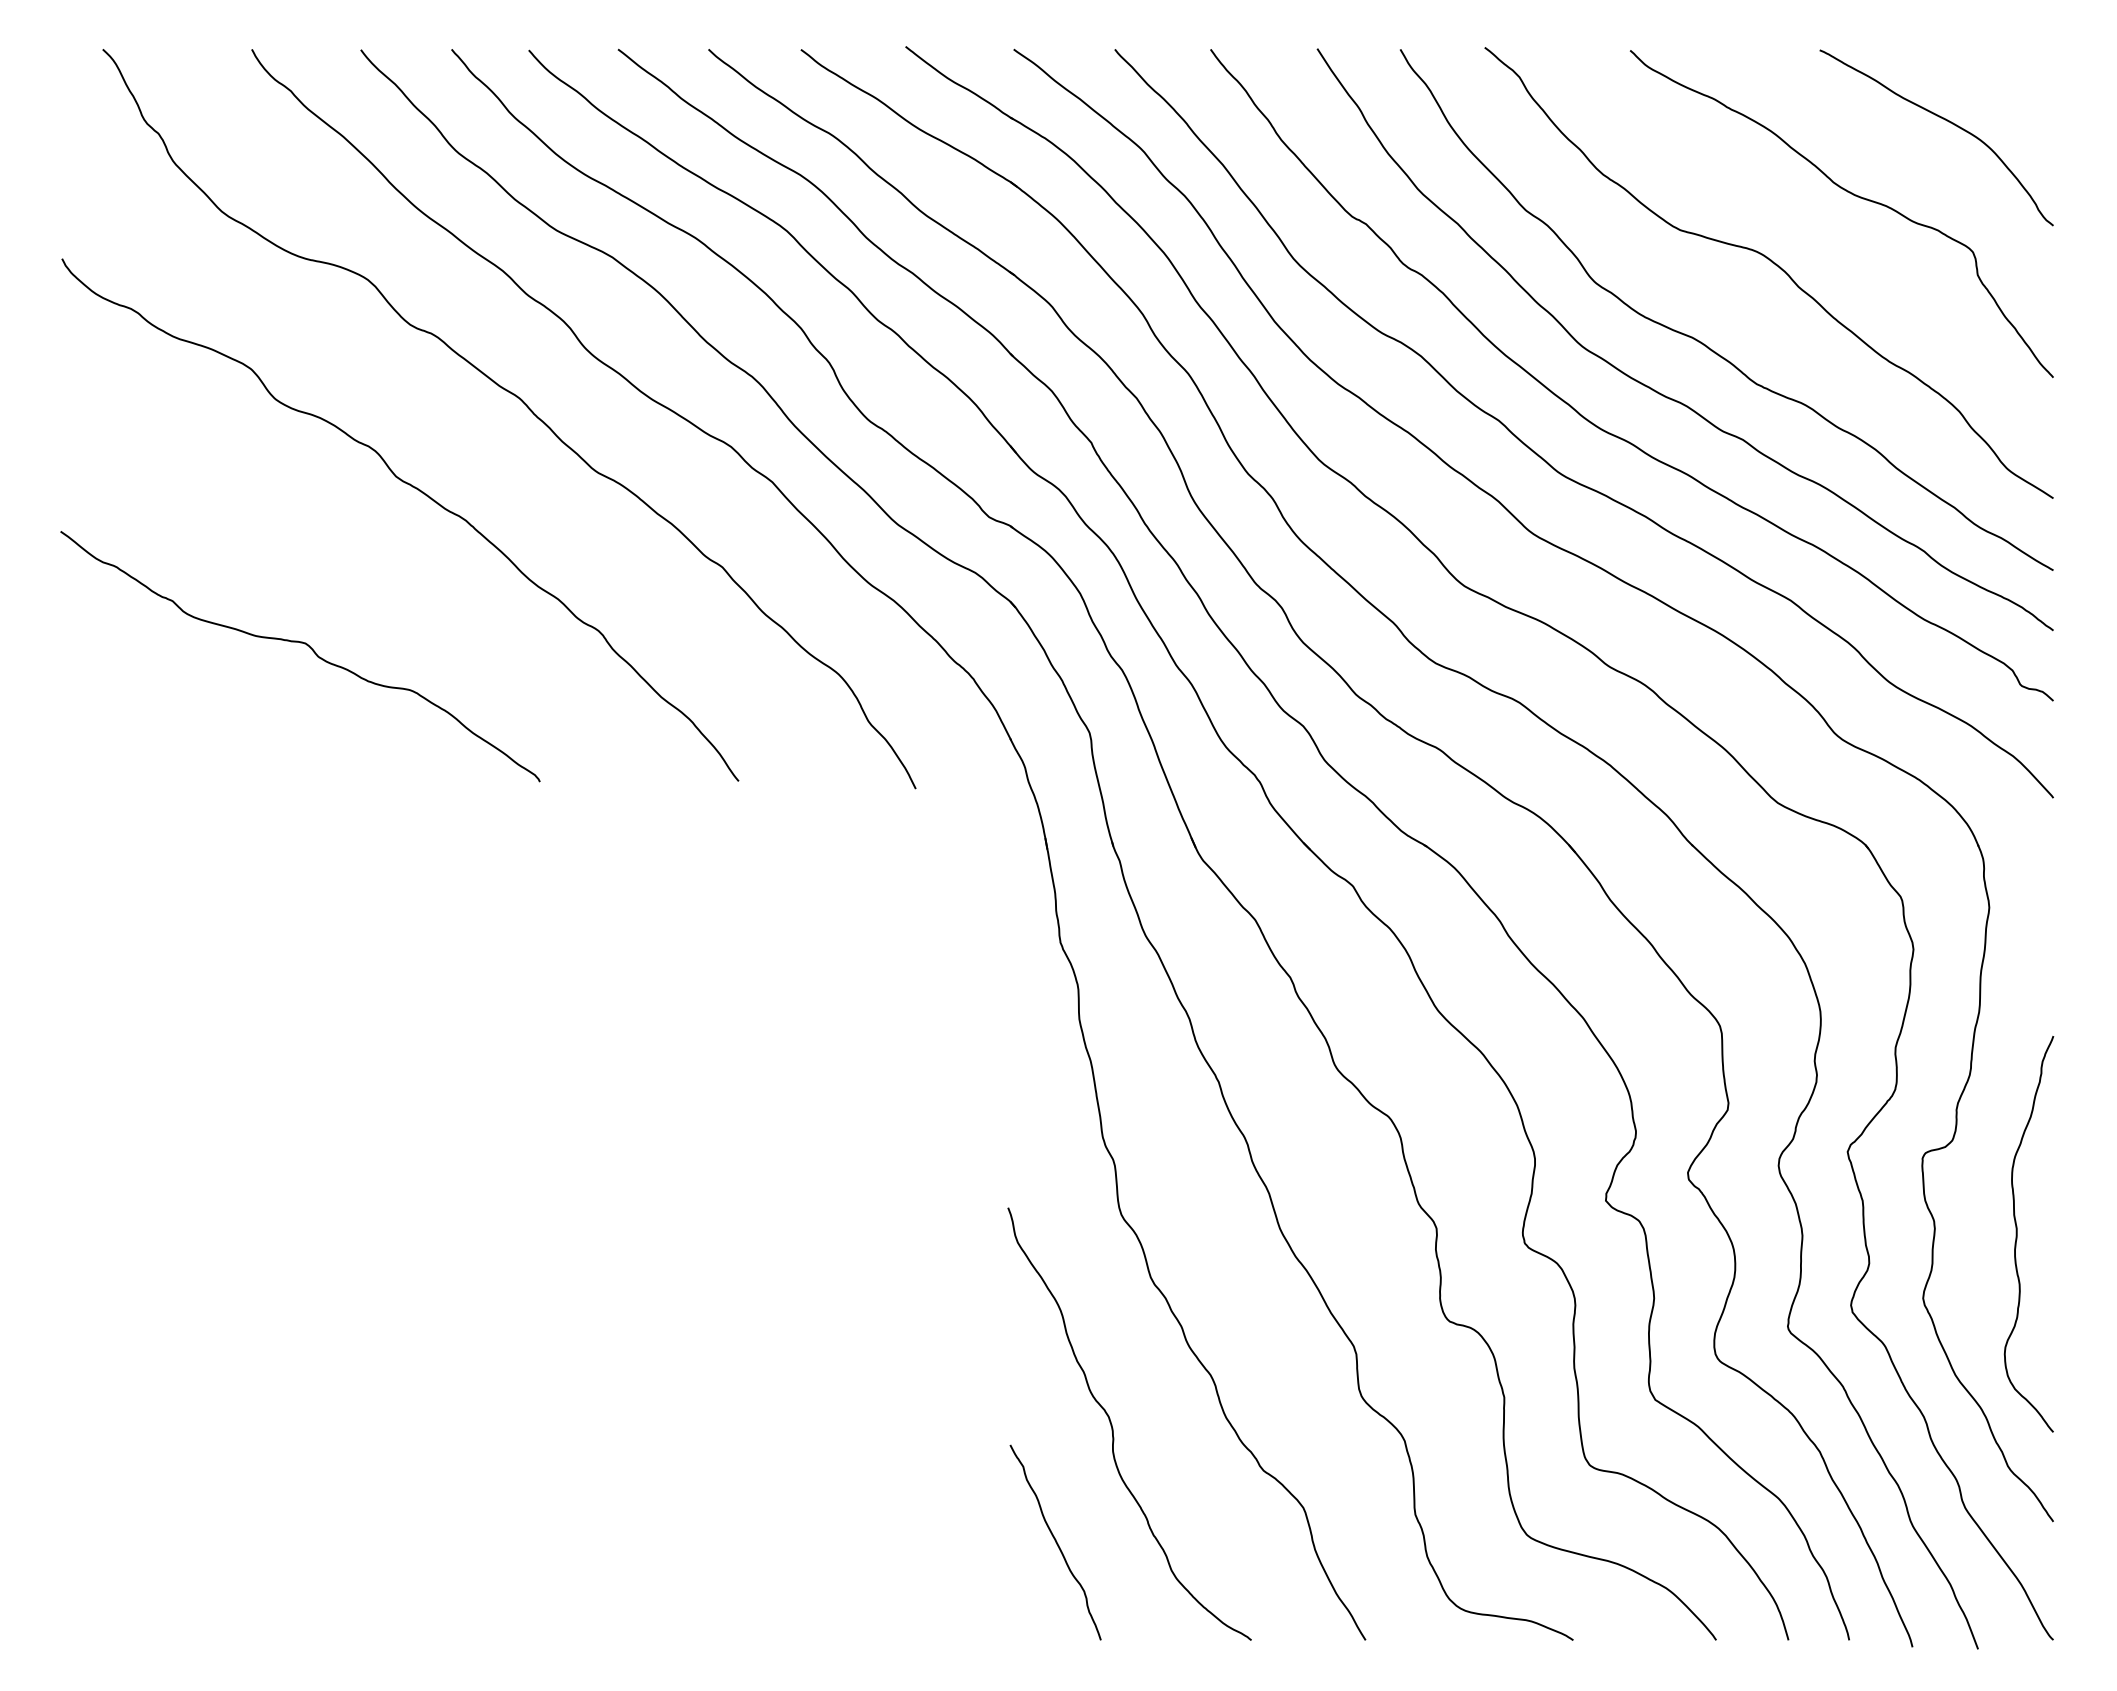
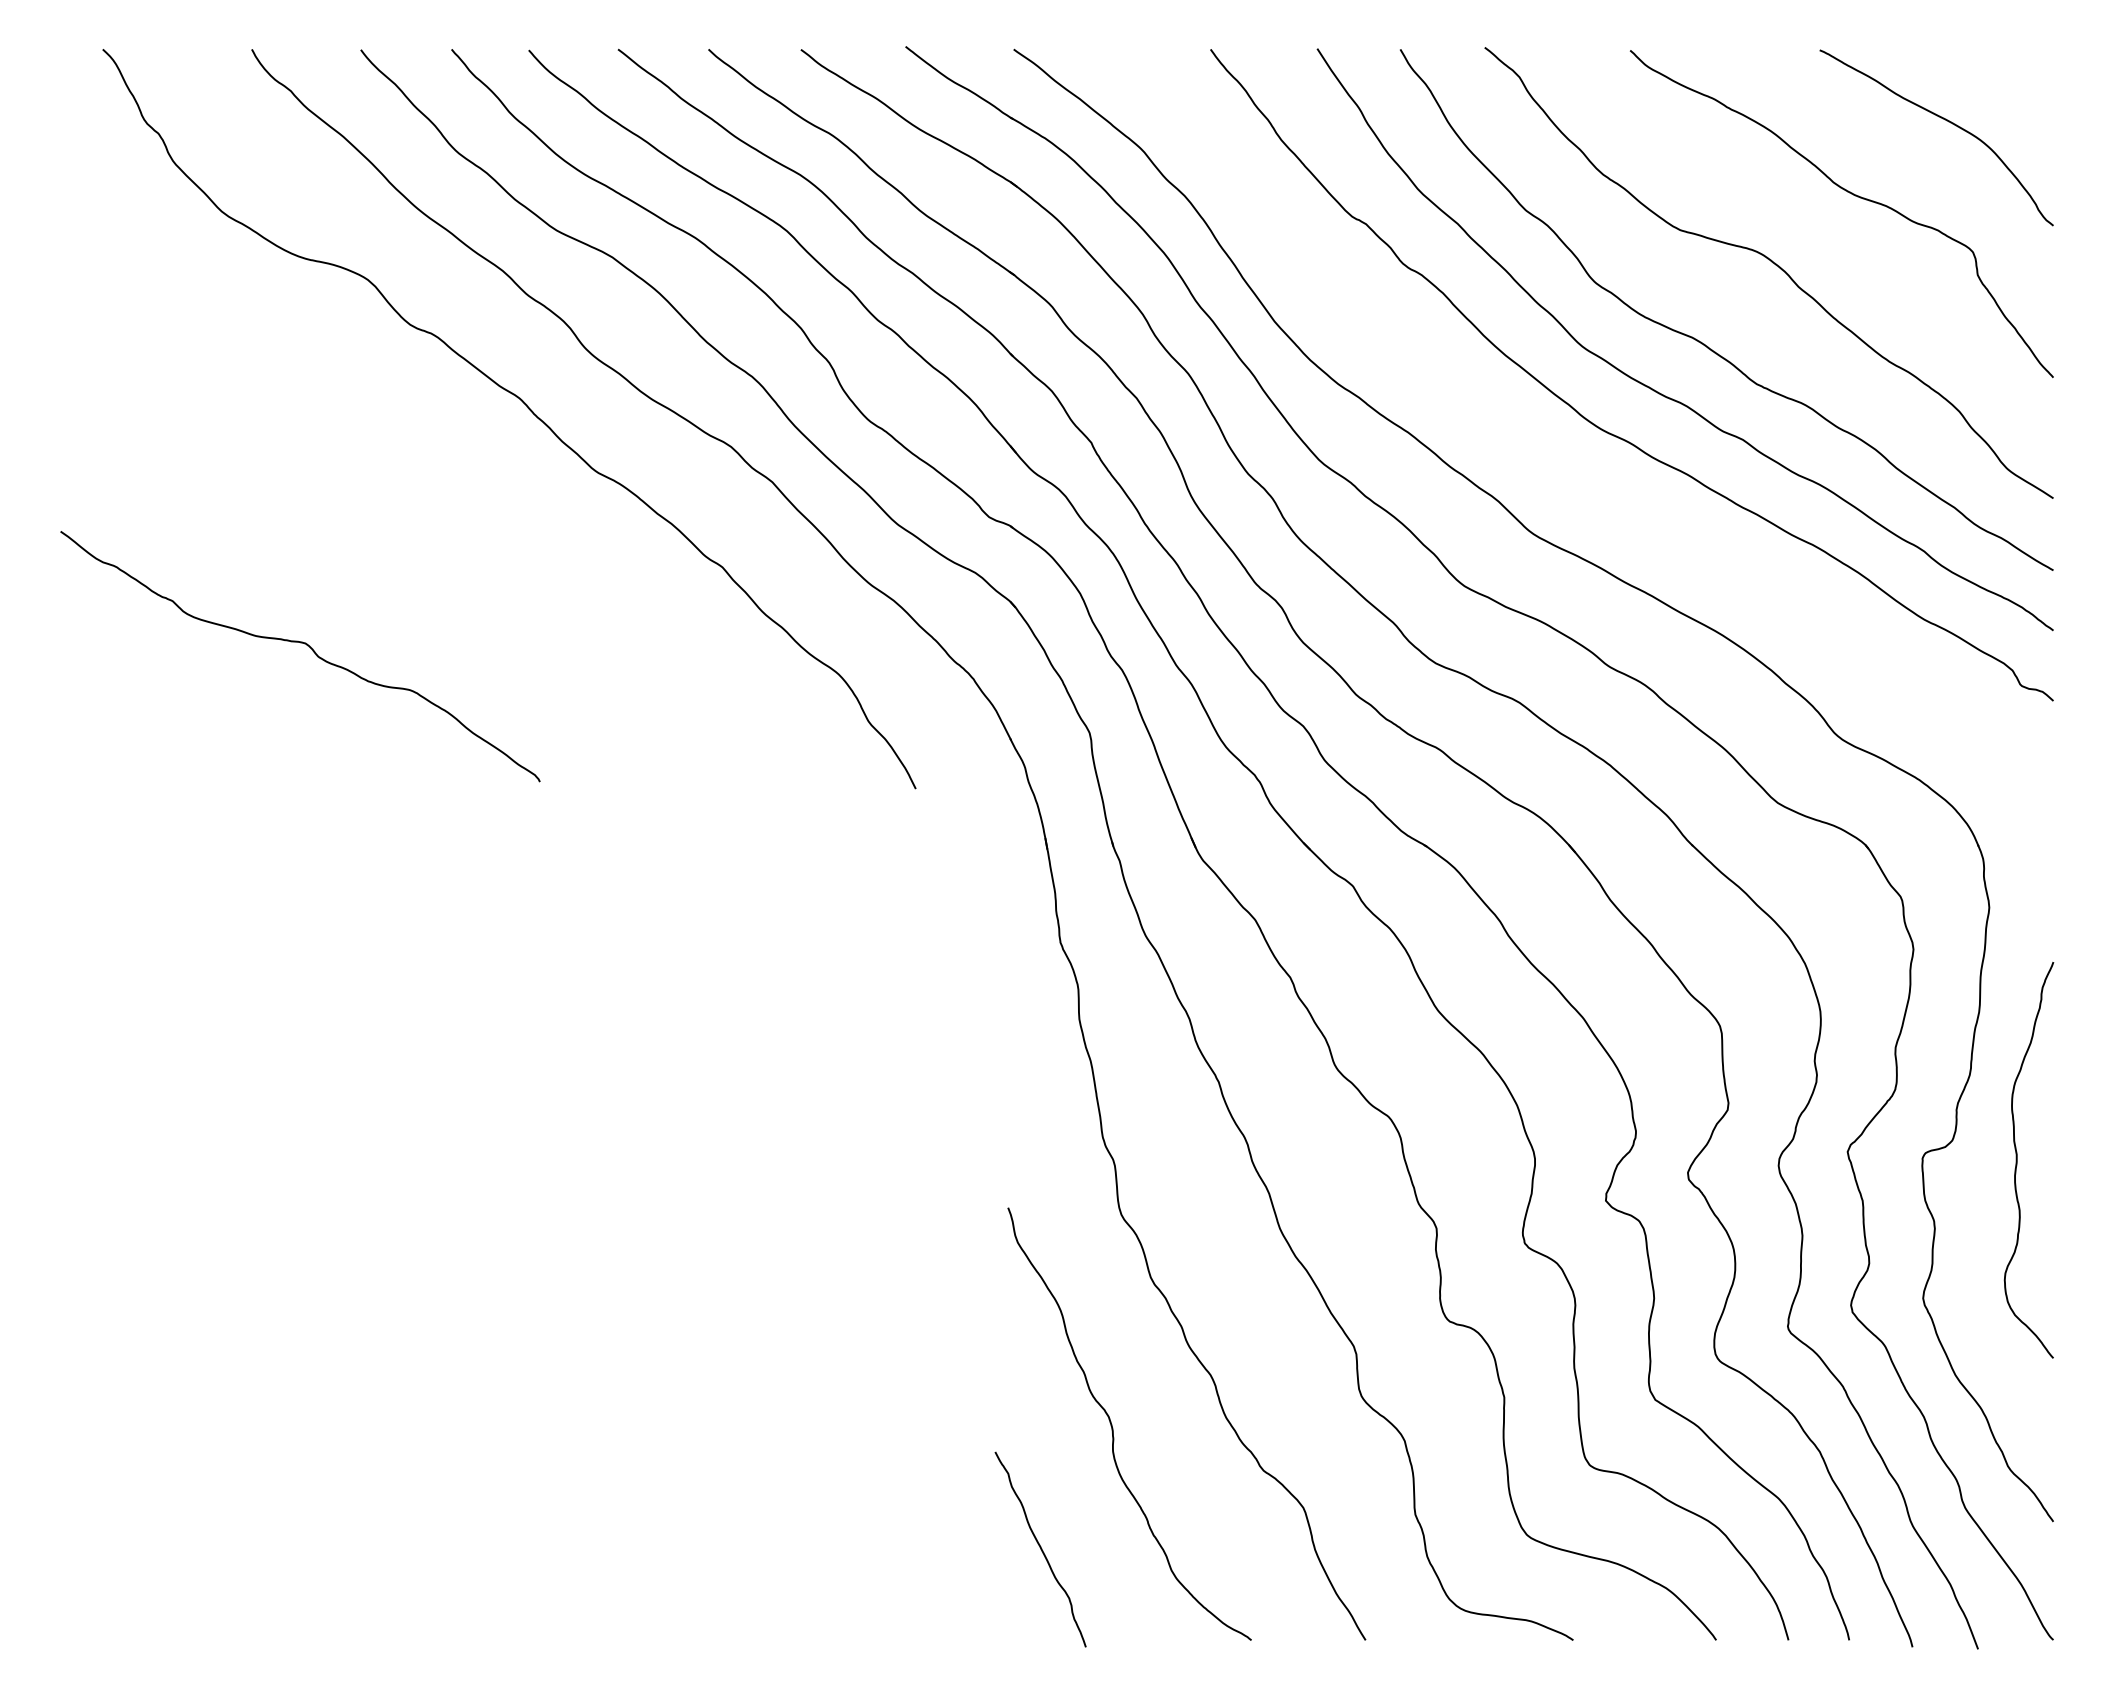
curve: present -> none (1546, 460)
curve: present -> none (420, 492)
curve position: (2017, 1234) -> (2017, 1160) (2017, 1160)
curve position: (1055, 1542) -> (1040, 1549) (1040, 1549)
